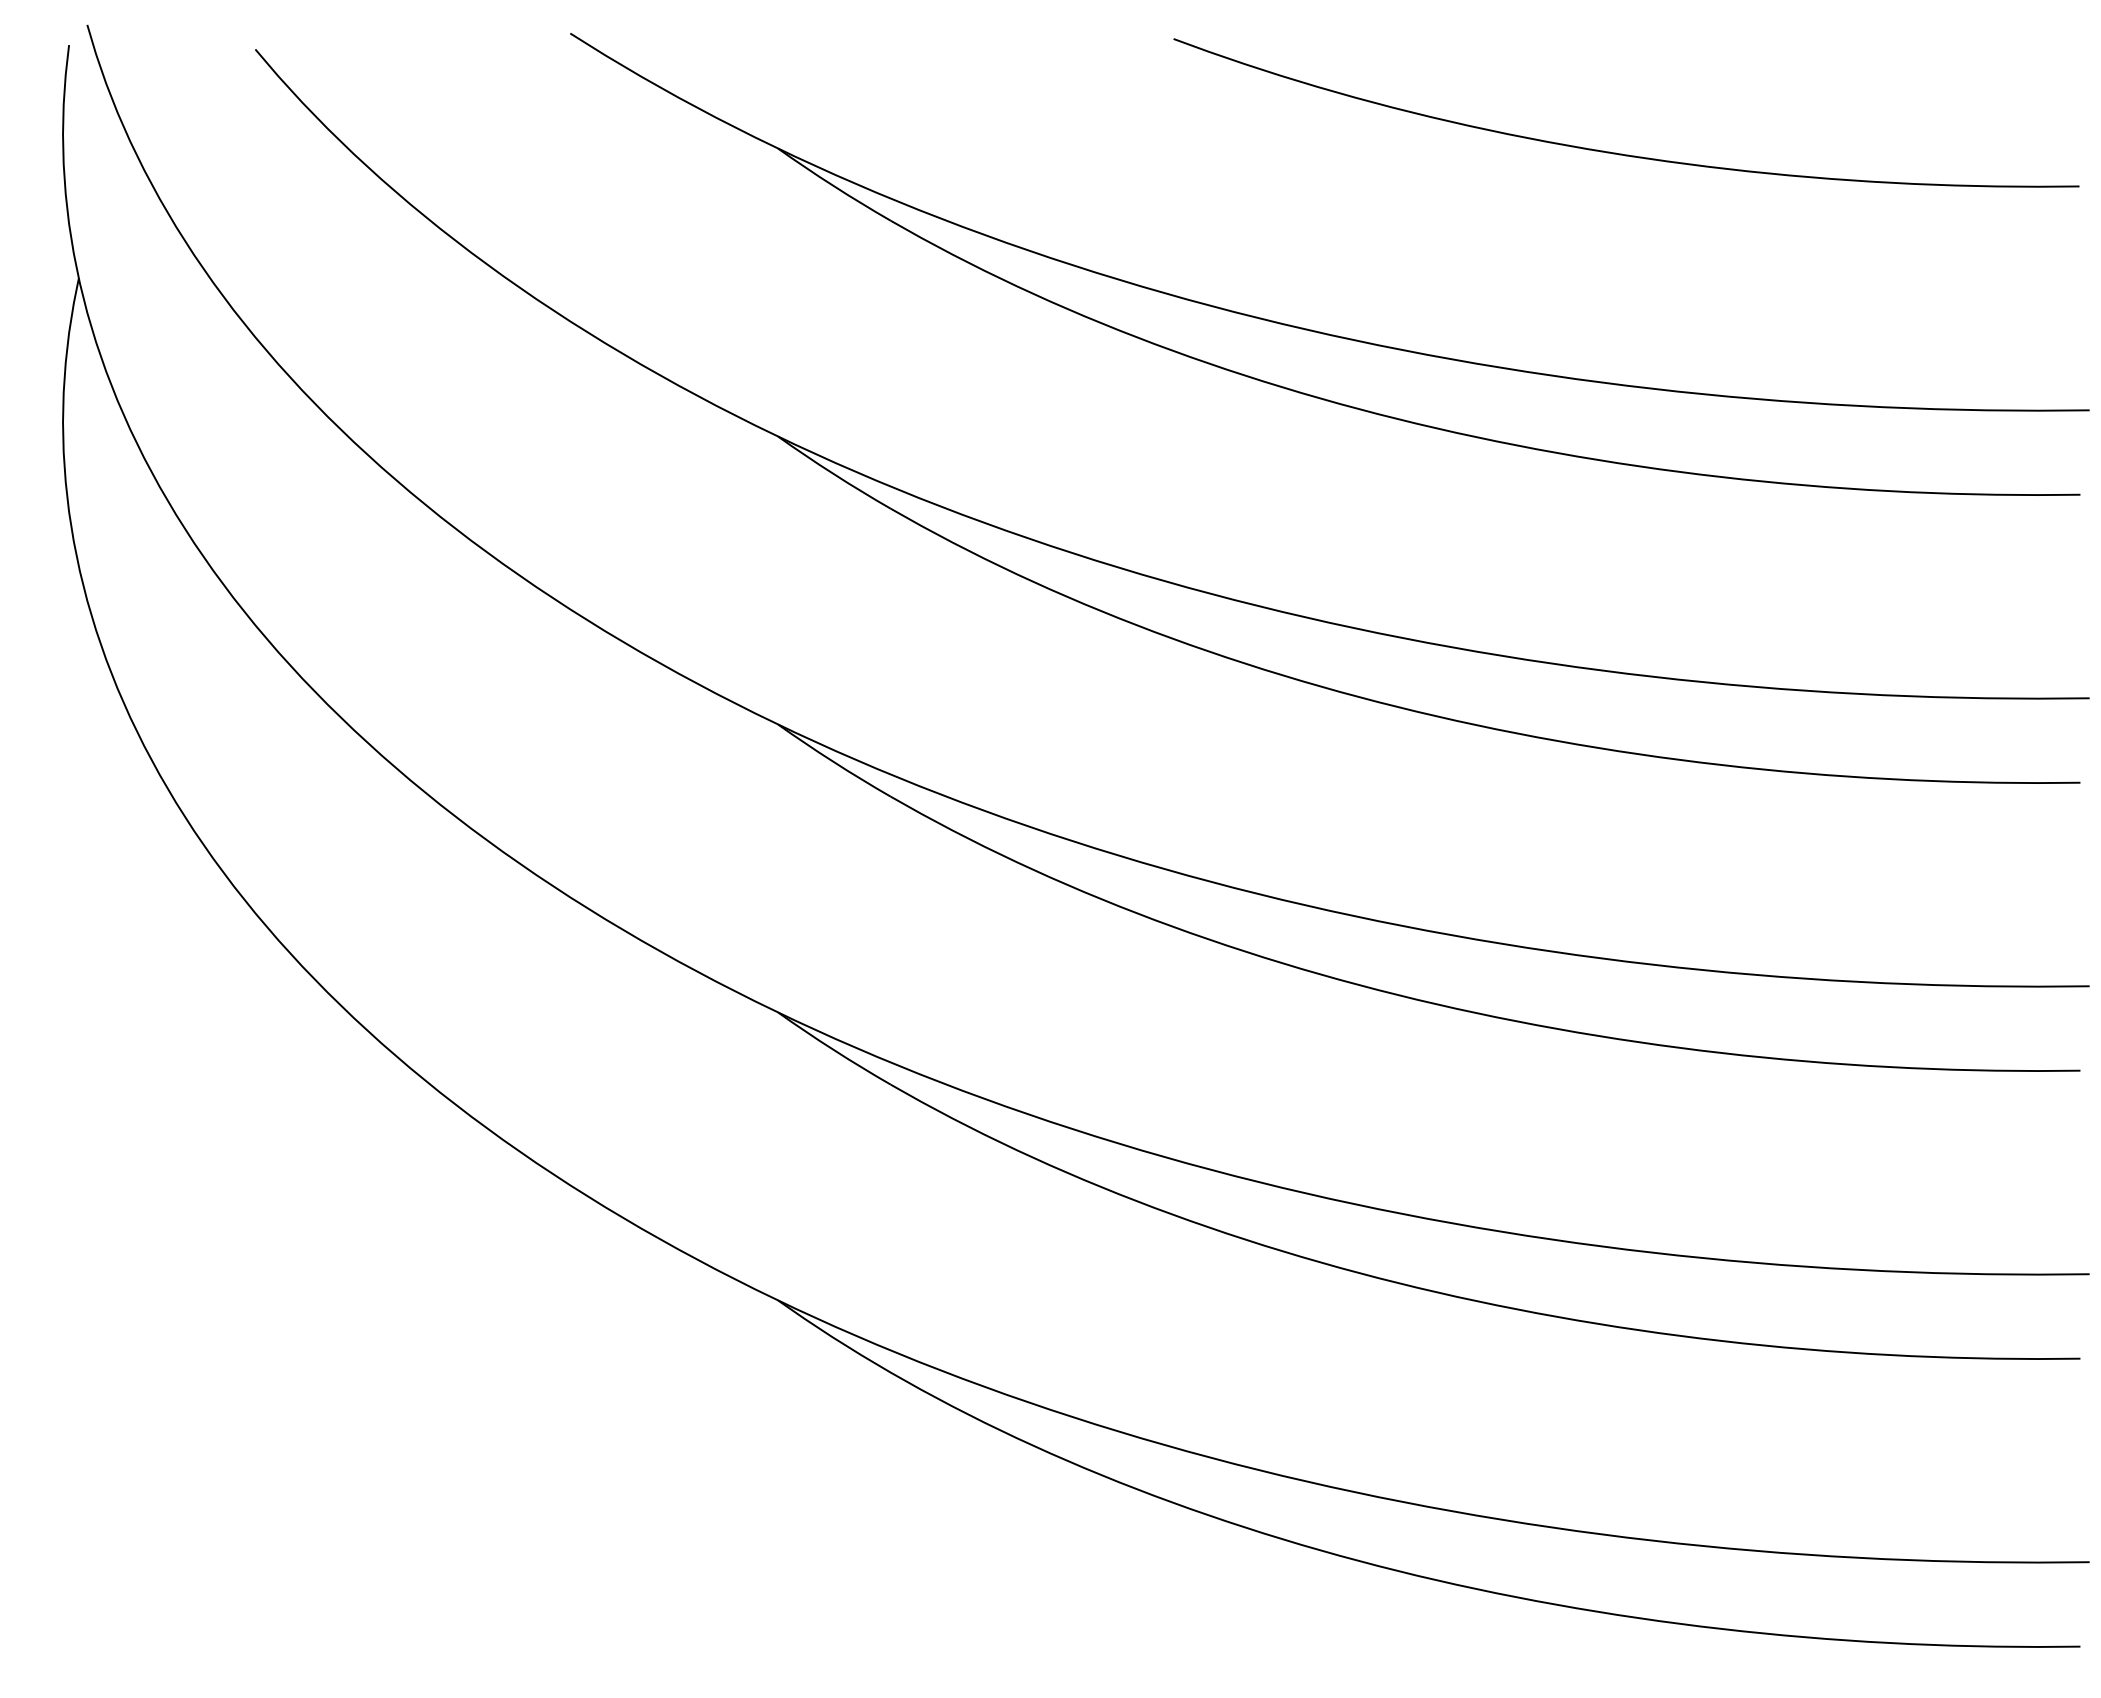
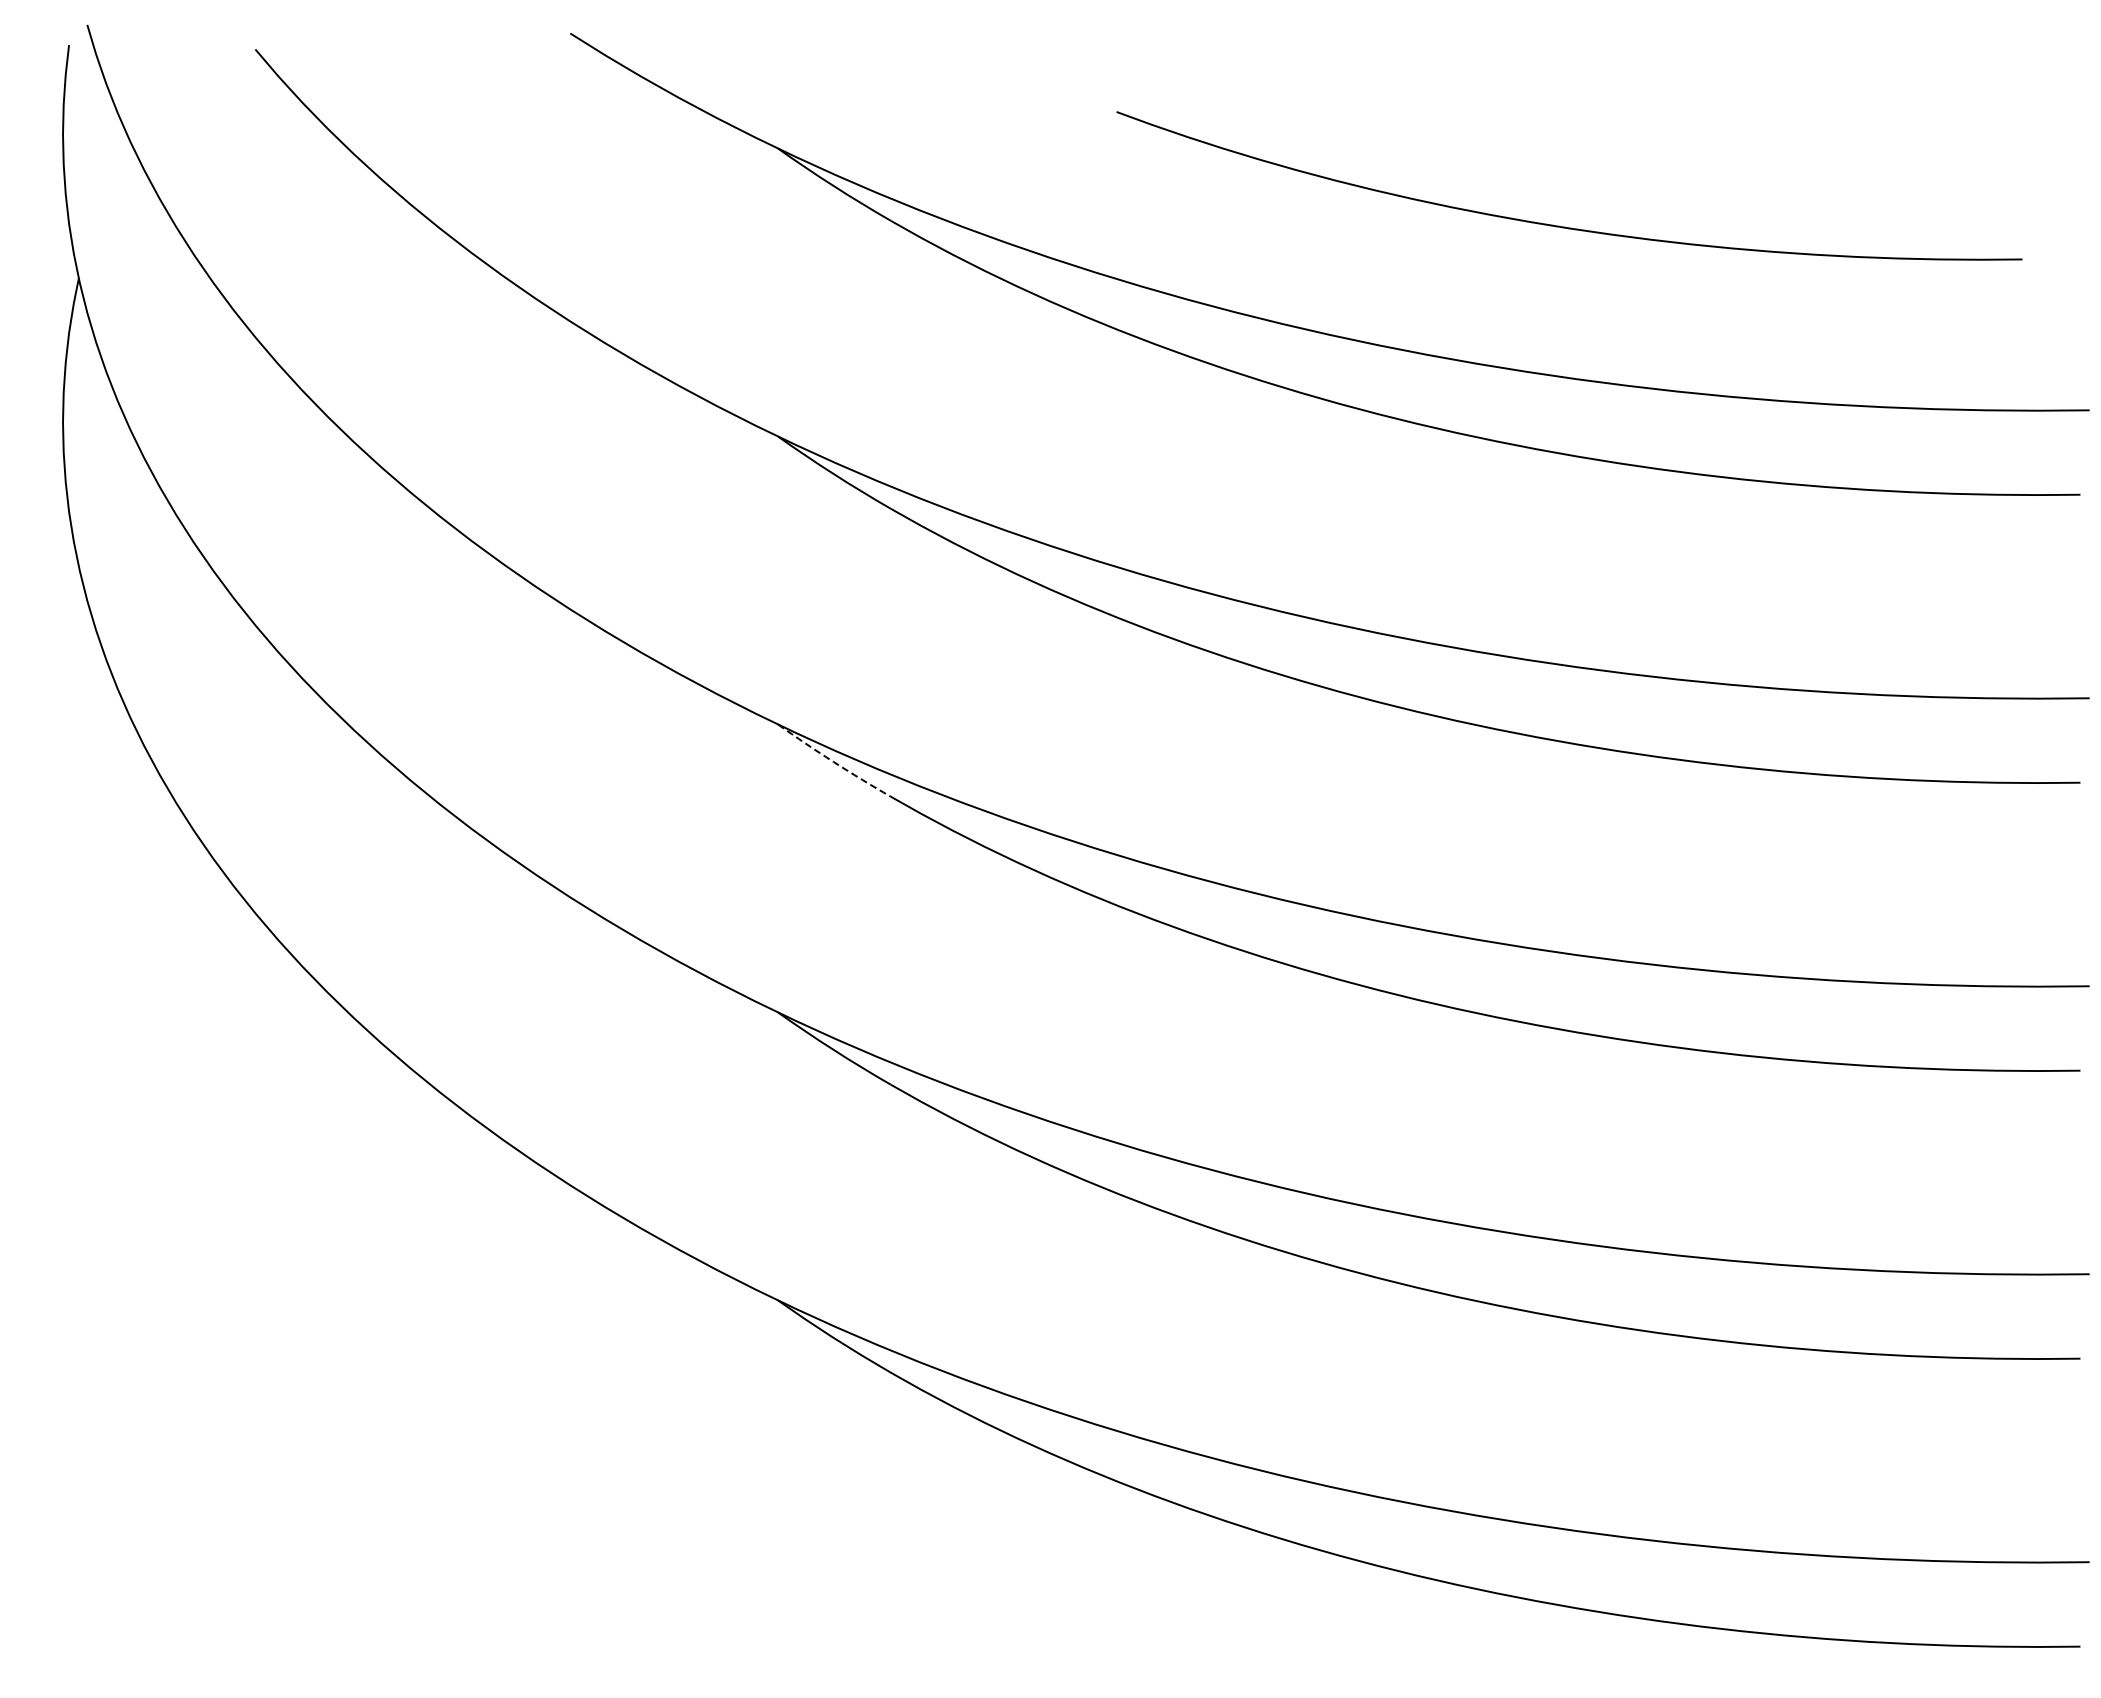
curve position: (1622, 153) -> (1565, 226) (1565, 226)
arc: solid -> dashed (833, 761)
